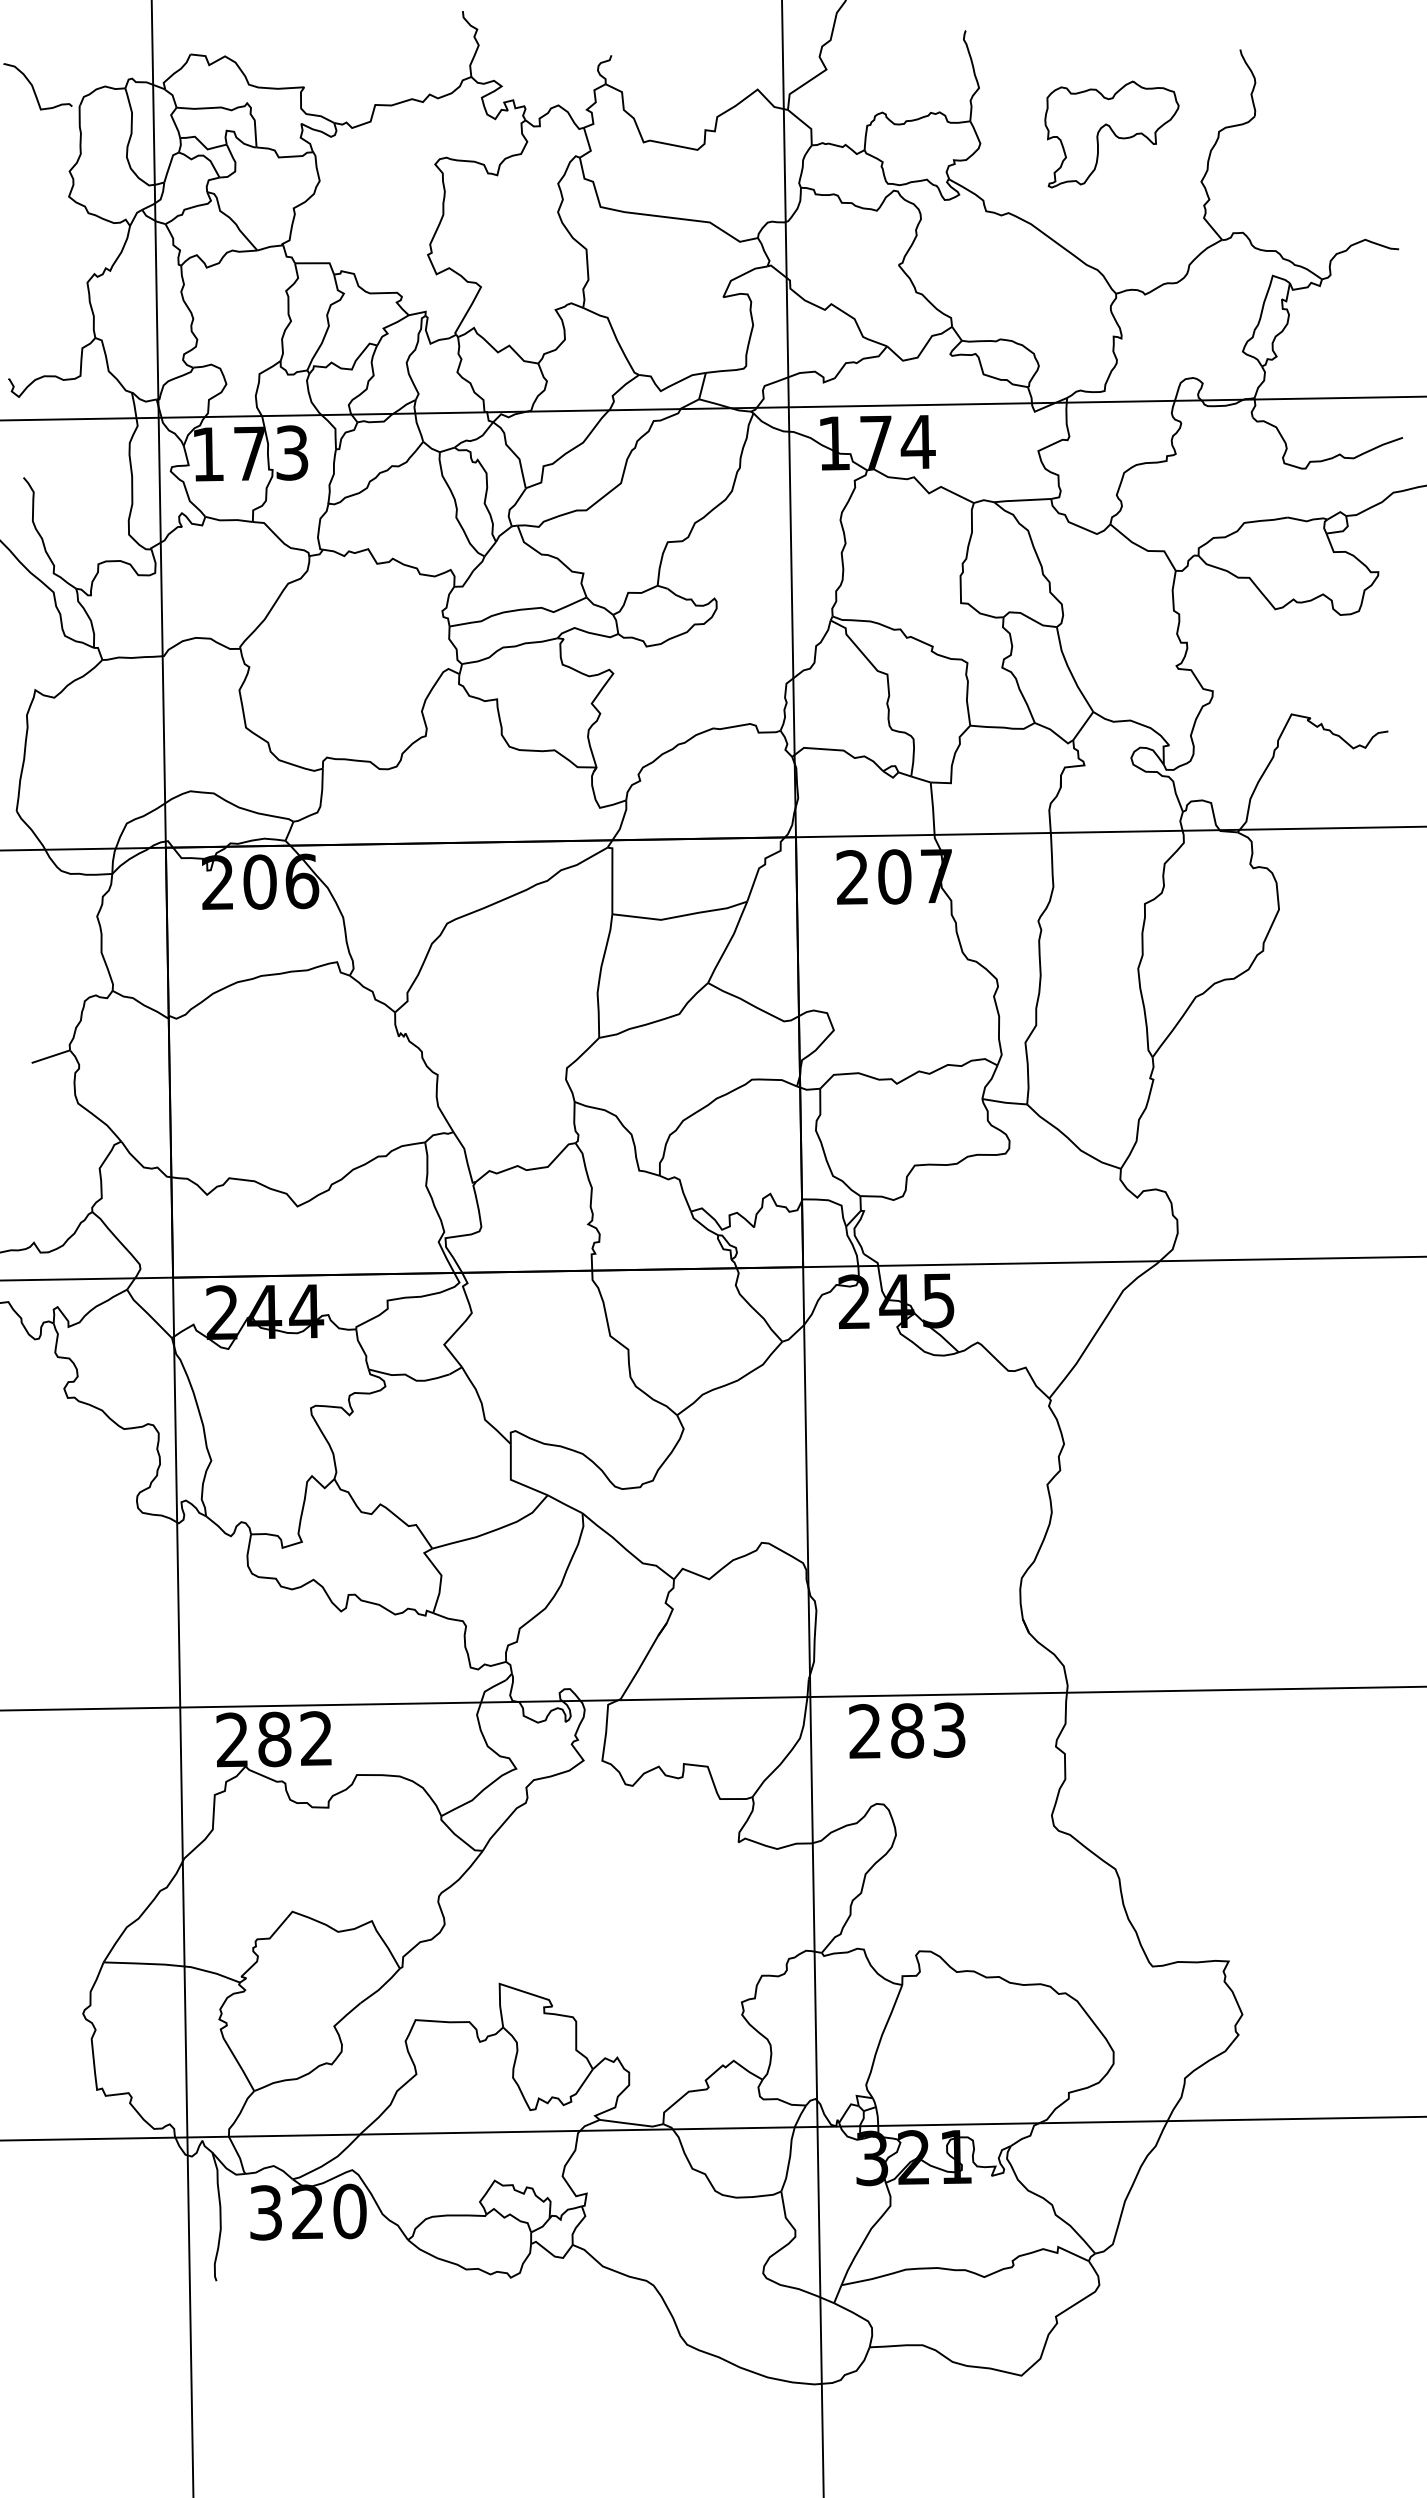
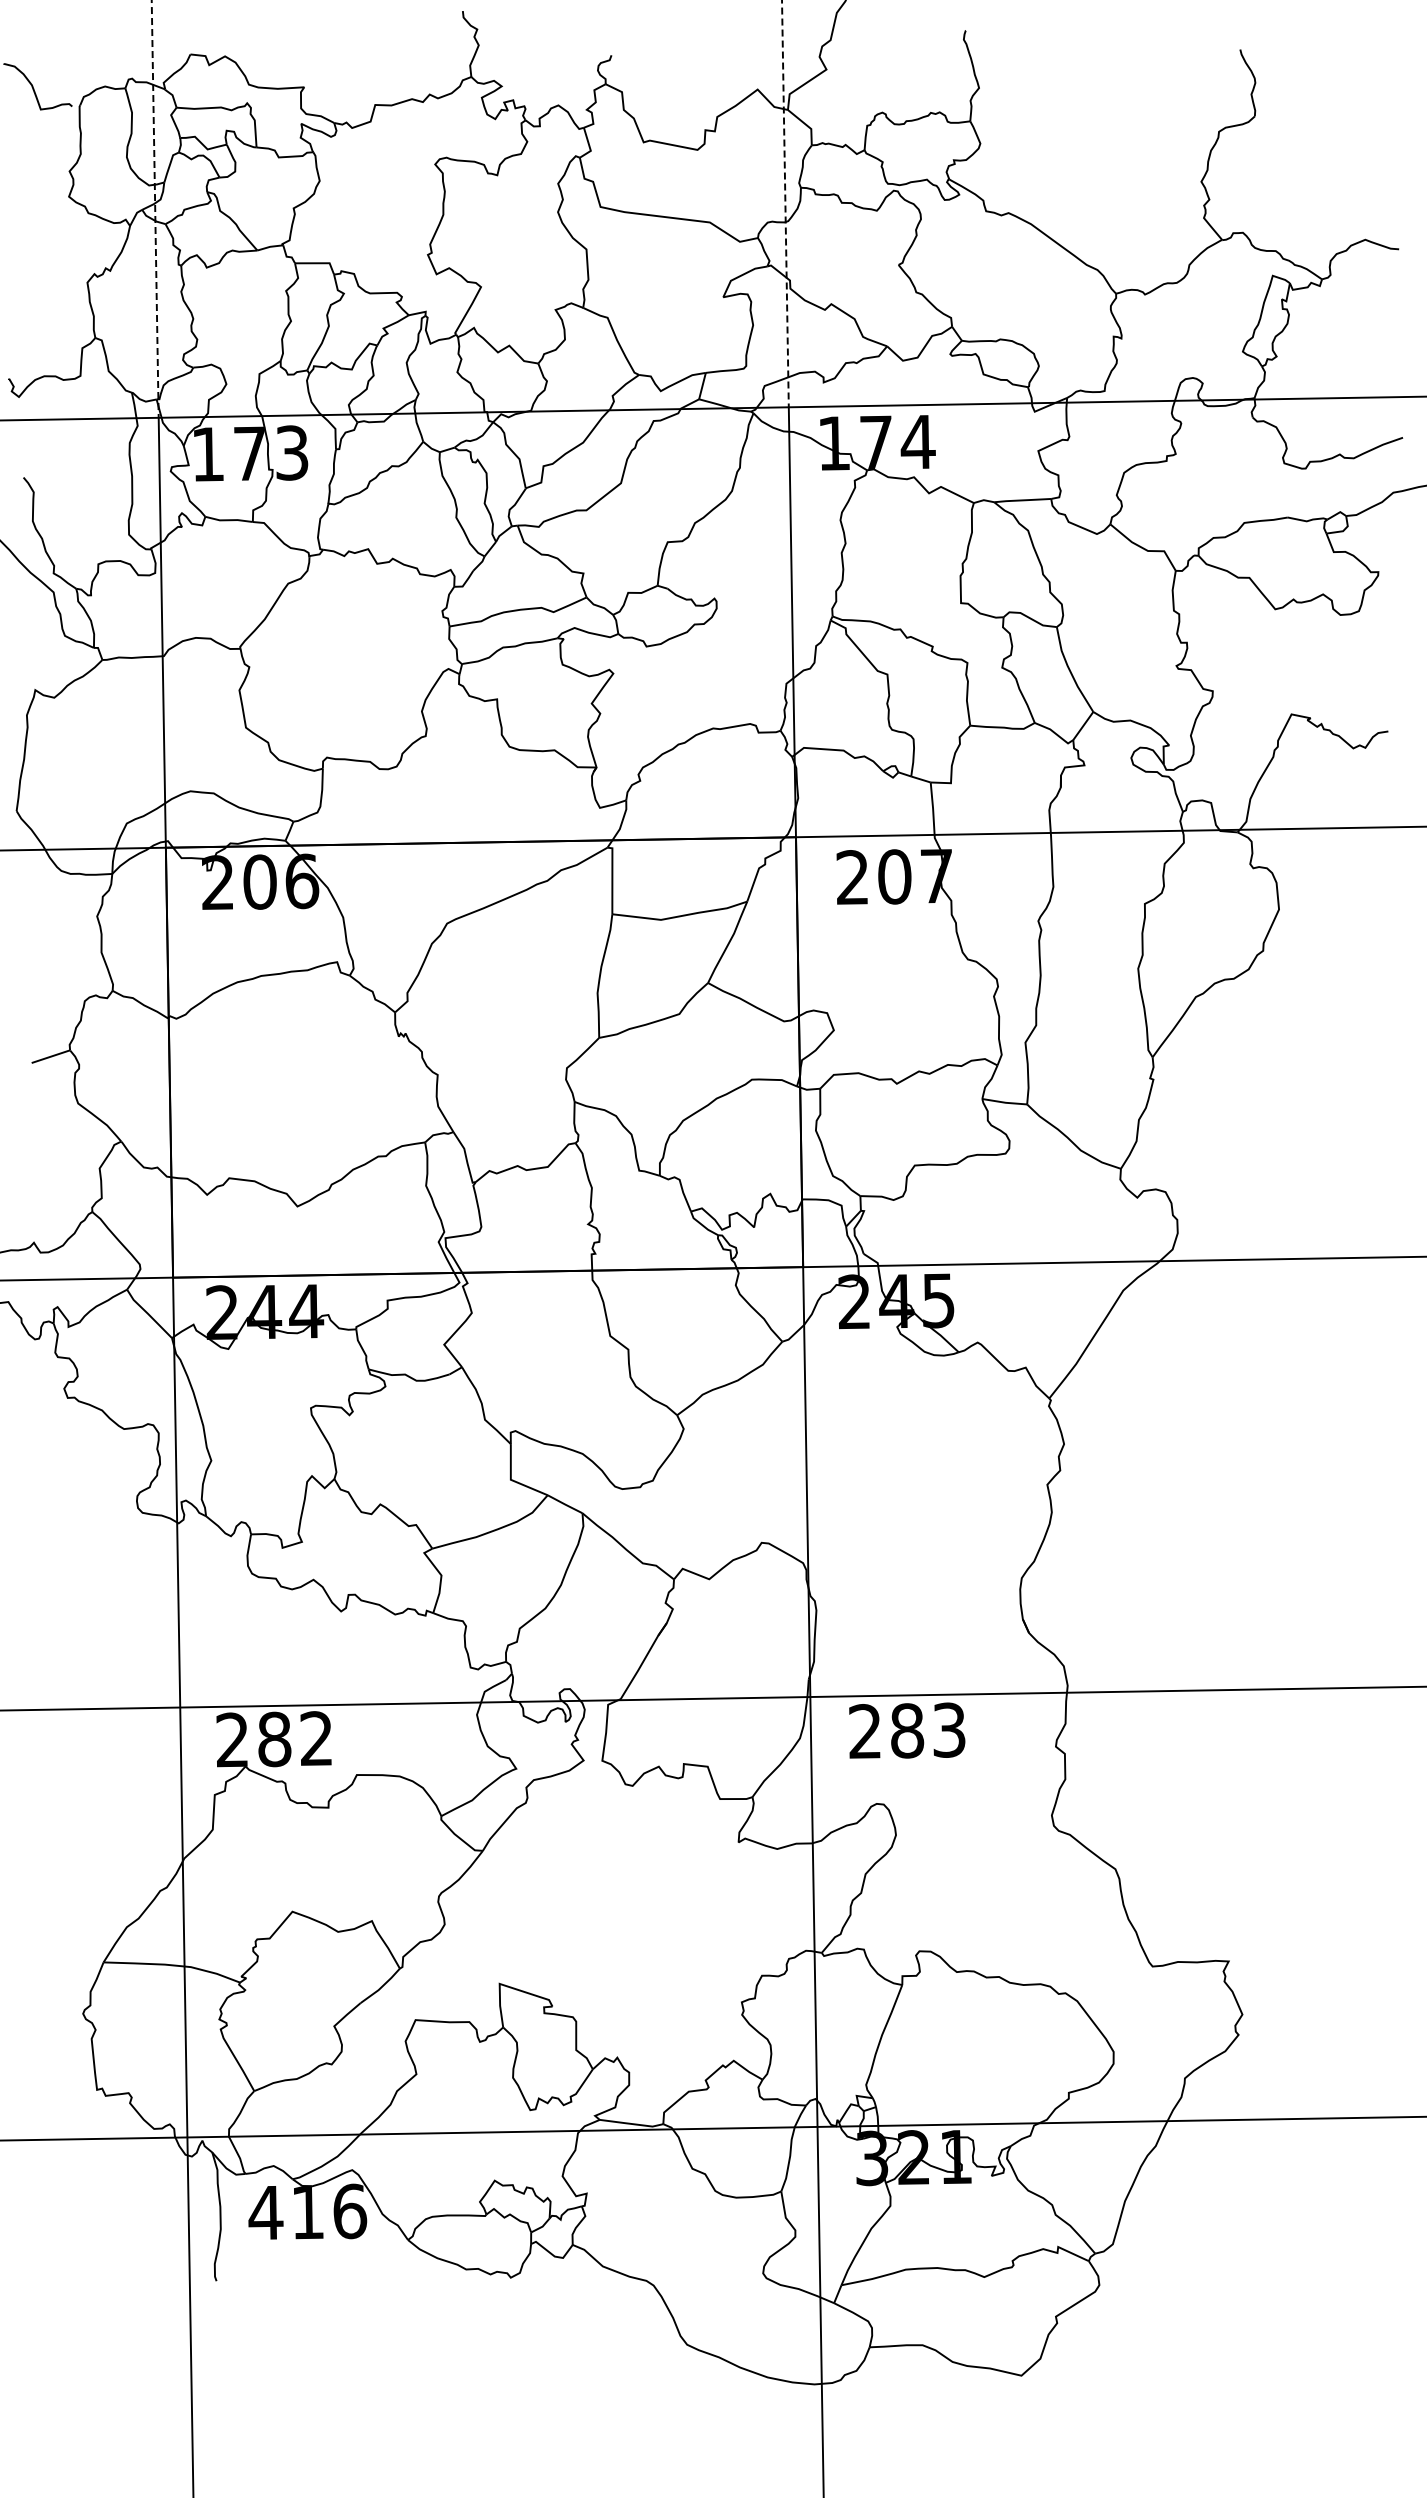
part: present -> none (1111, 134)
line: solid -> dashed (785, 204)
line: solid -> dashed (155, 209)
text: 320 -> 416 (307, 2211)
